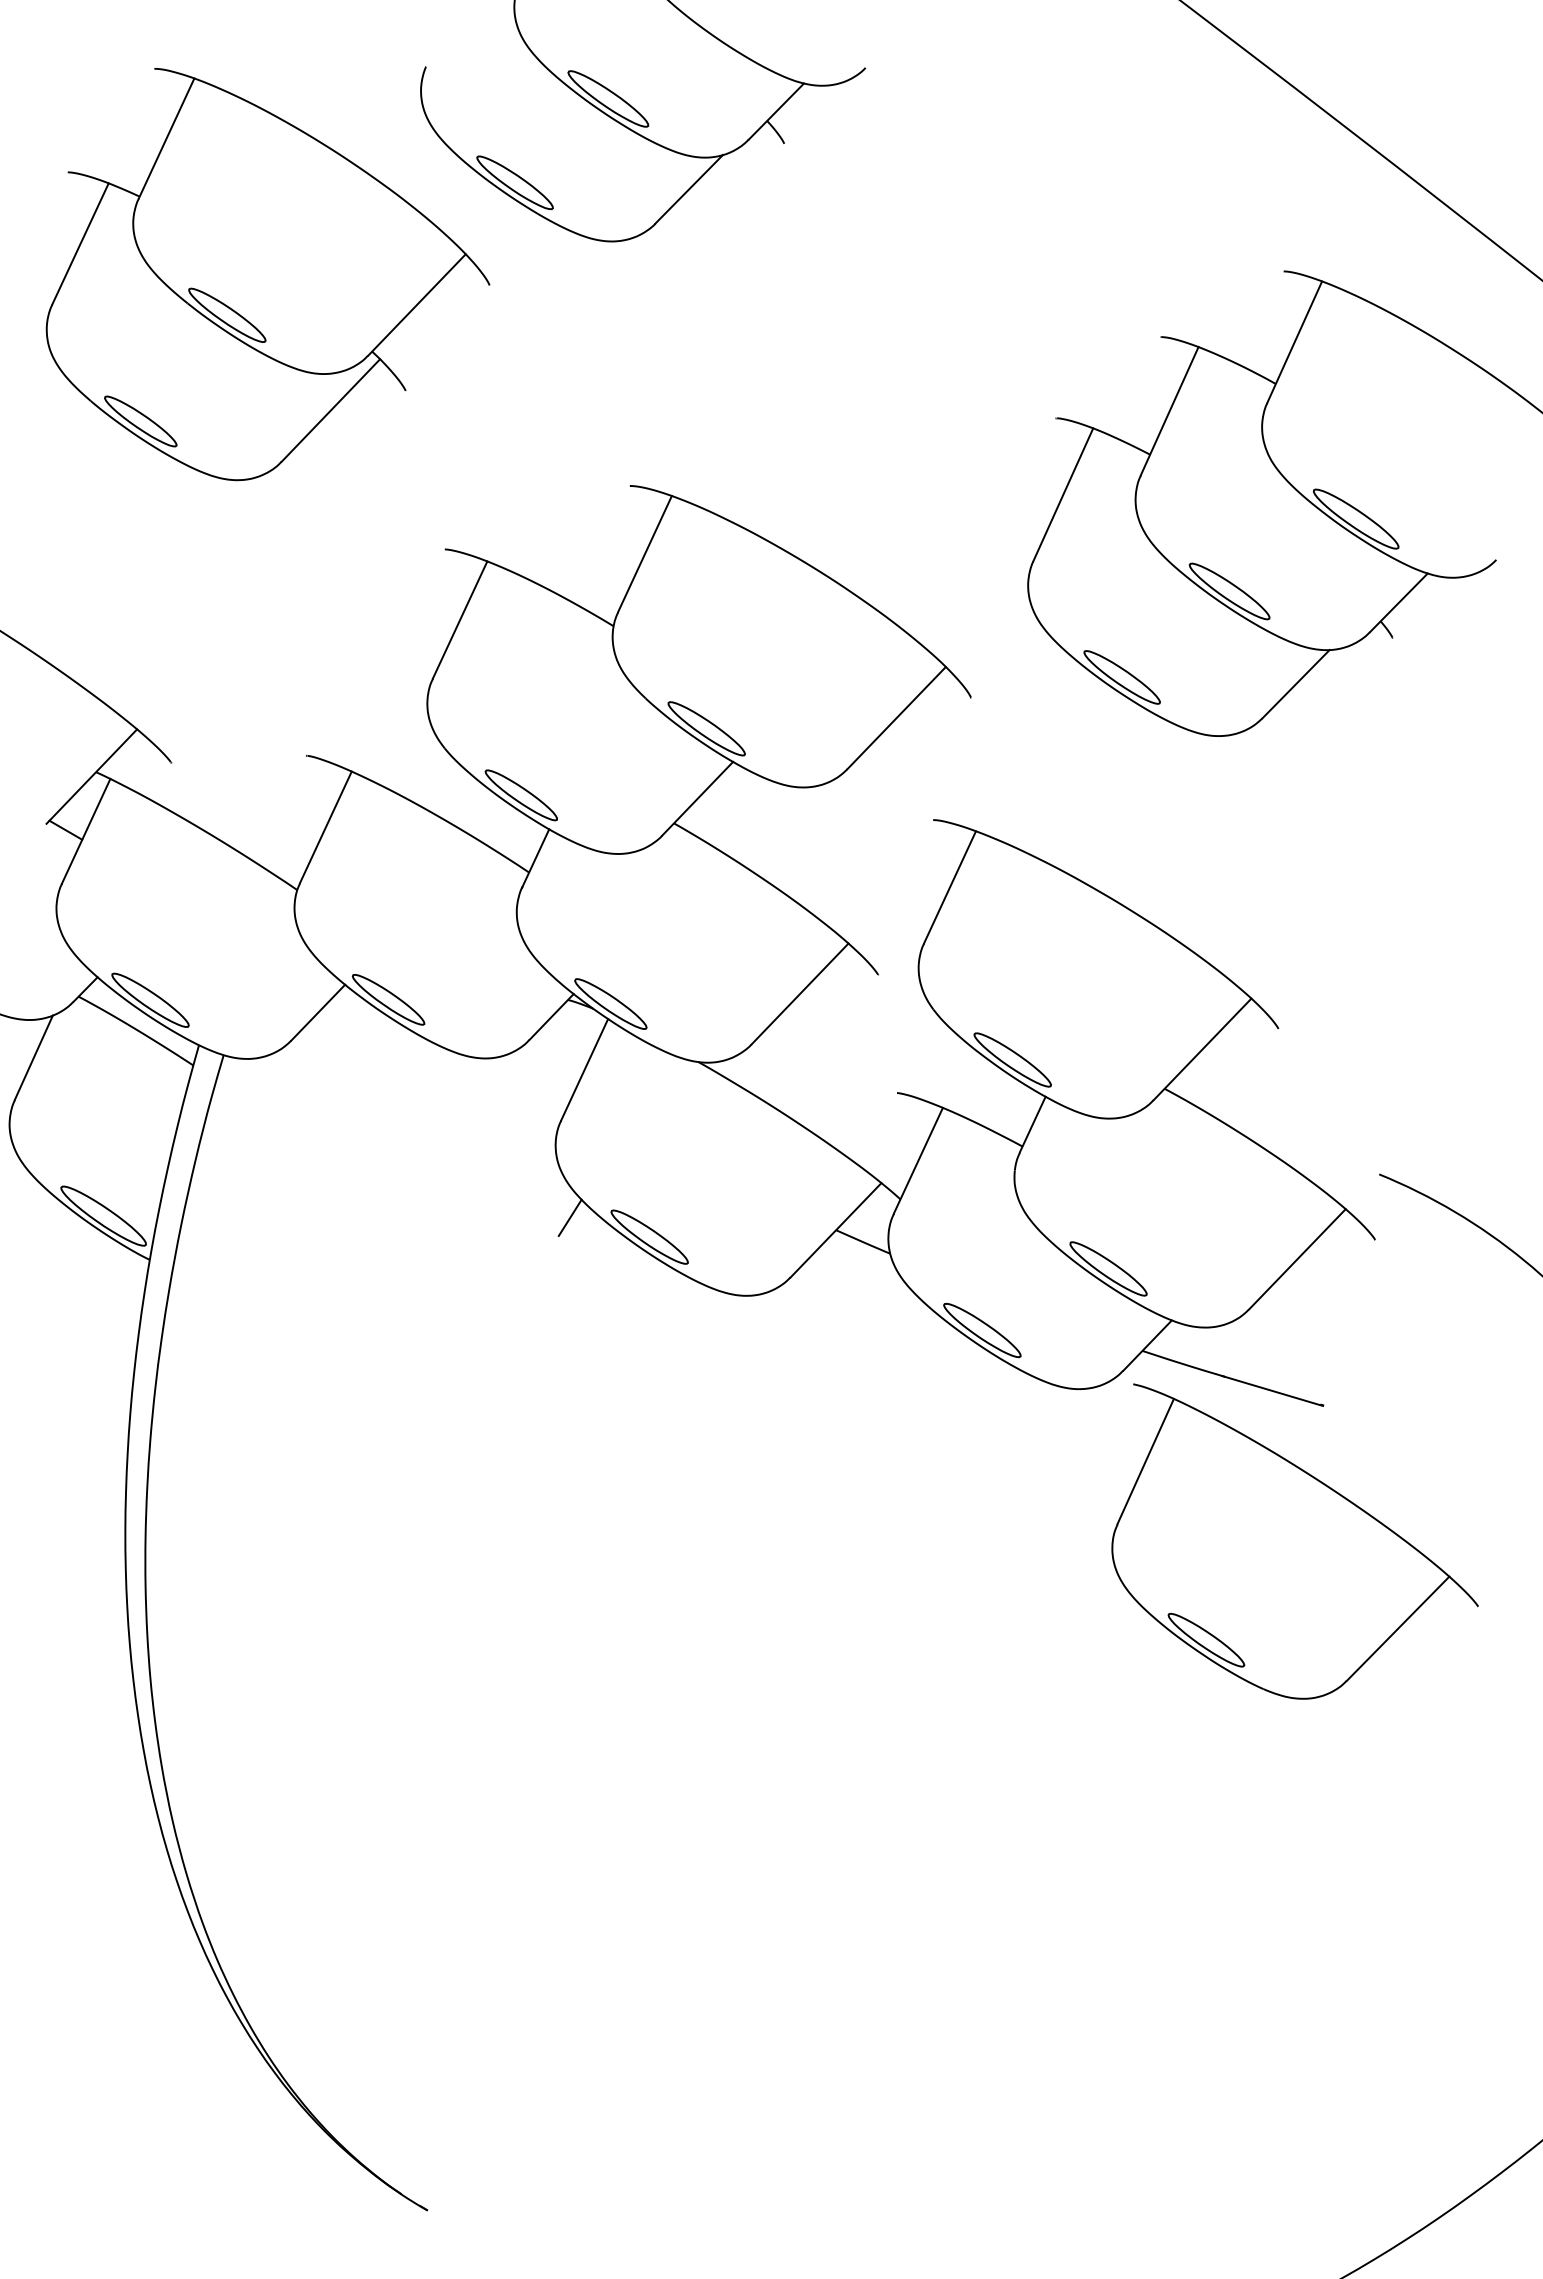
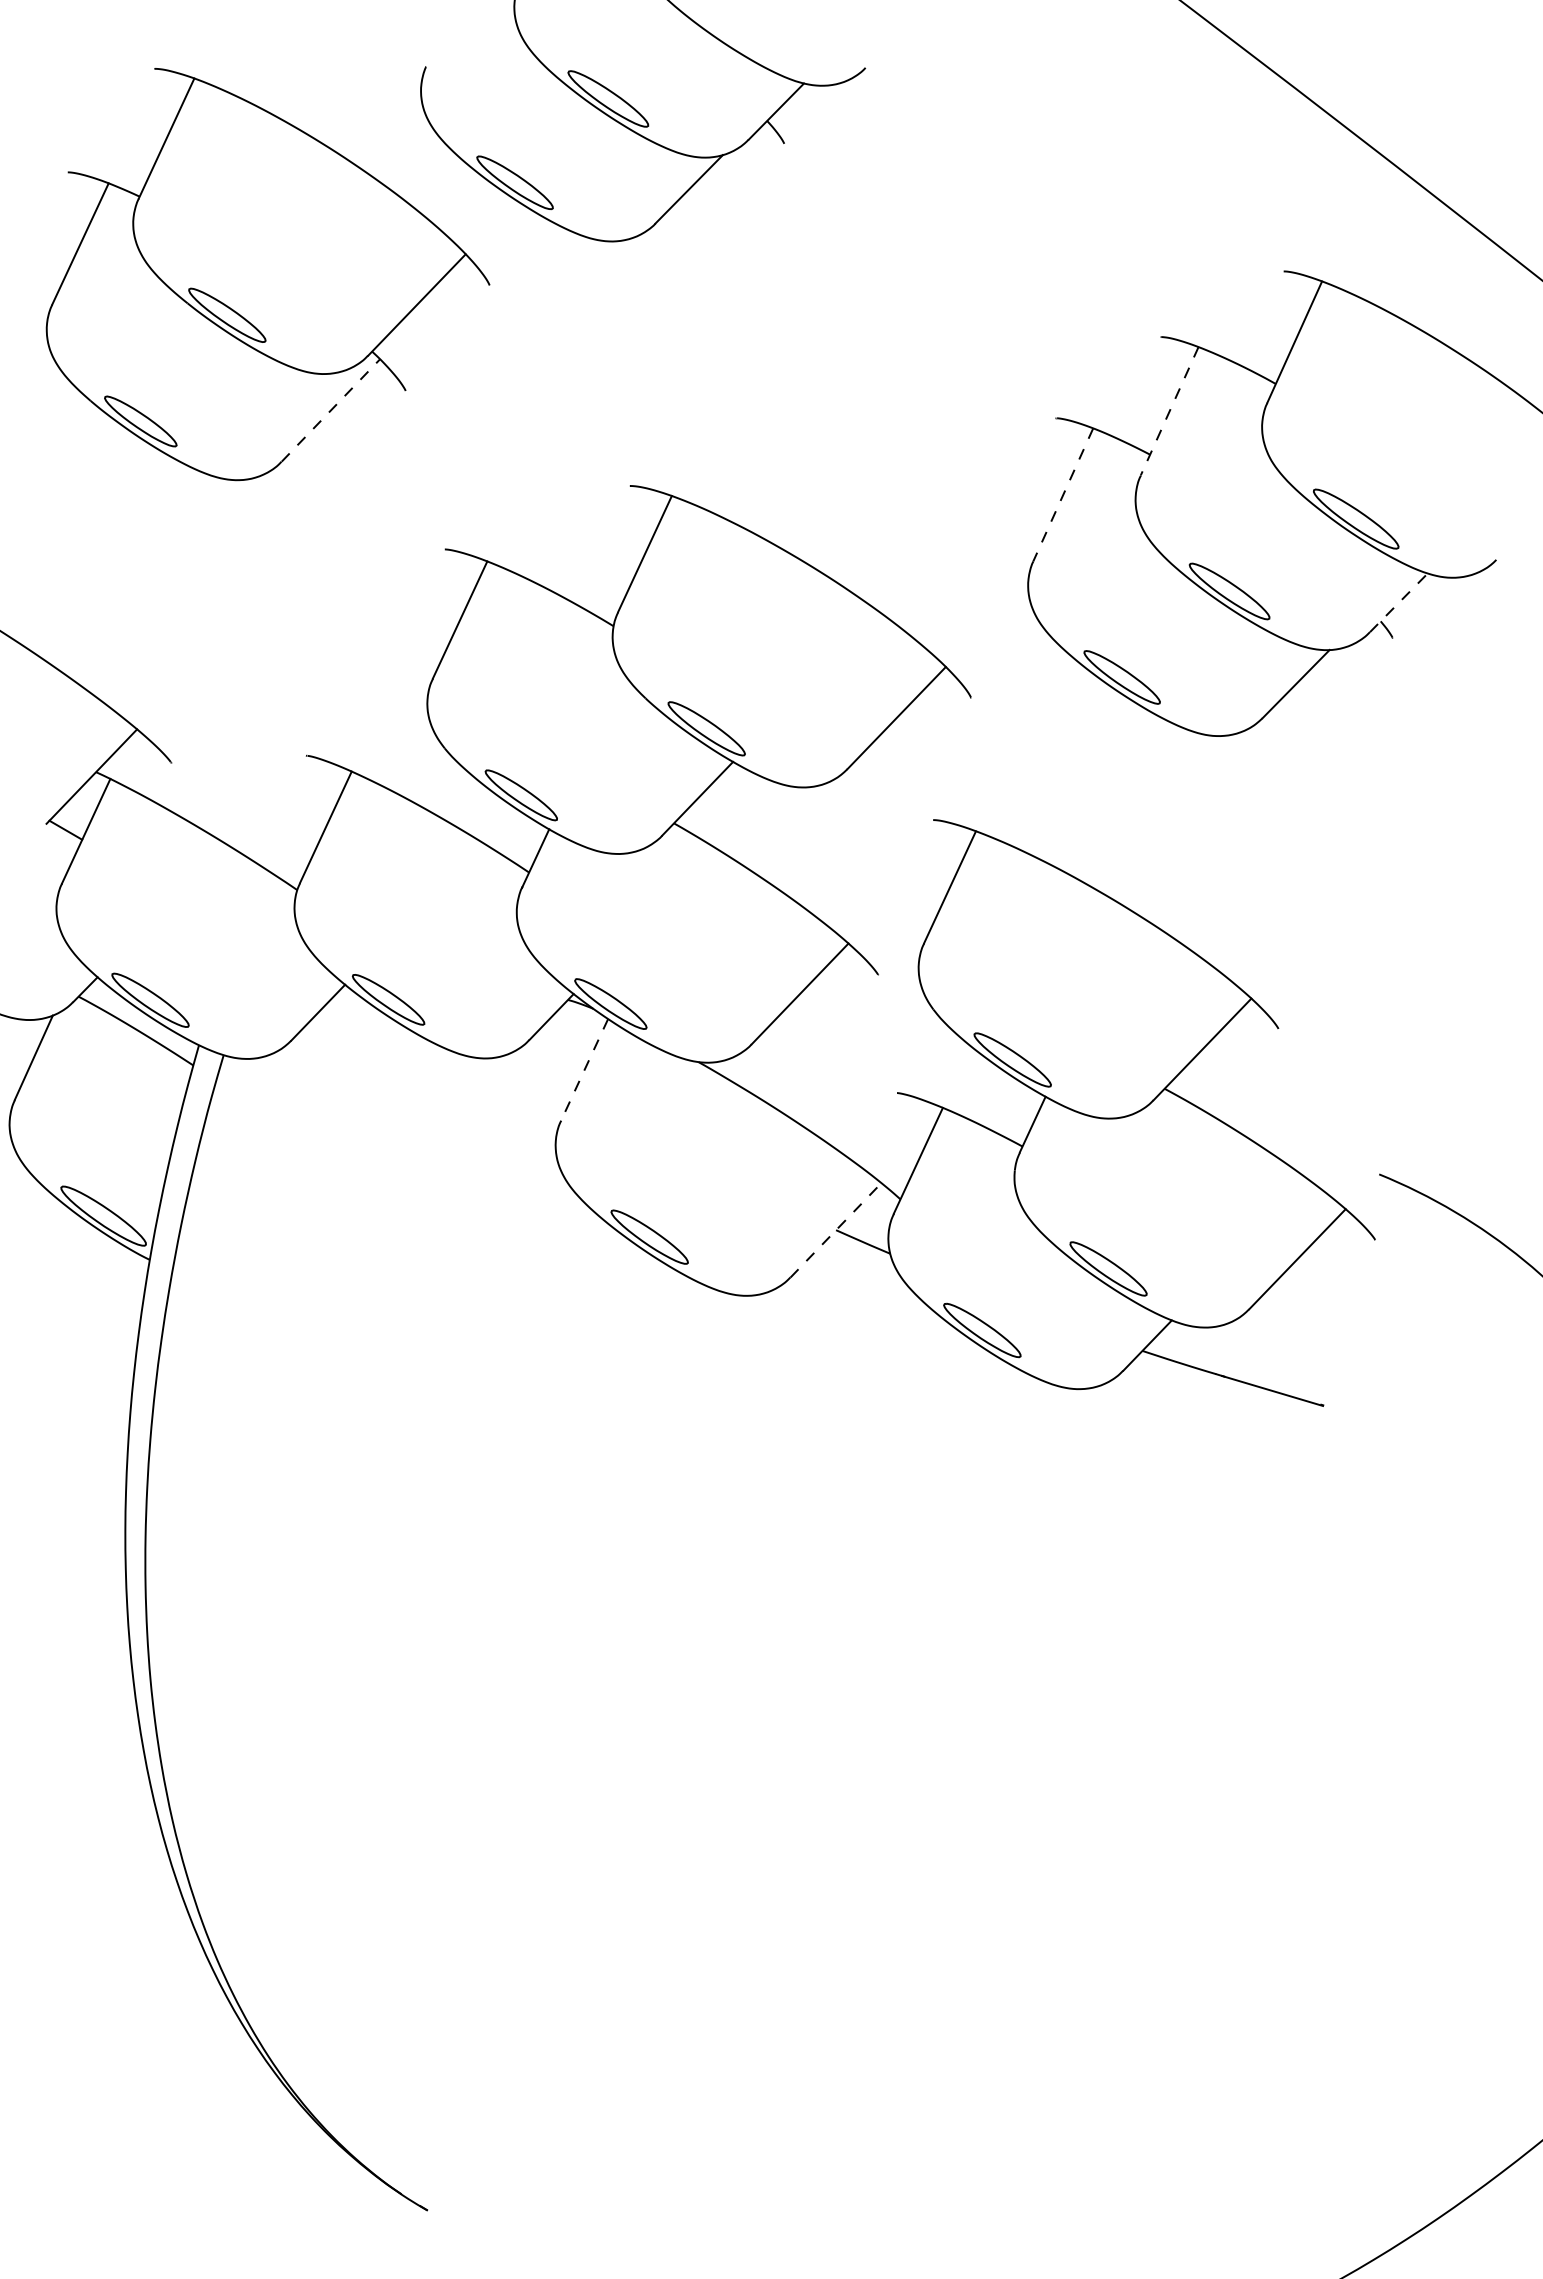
line: solid -> dashed (330, 410)
line: solid -> dashed (1169, 411)
line: solid -> dashed (1063, 494)
line: solid -> dashed (1399, 602)
line: solid -> dashed (584, 1069)
line: present -> none (569, 1217)
line: solid -> dashed (836, 1229)
part: present -> none (1294, 1541)
